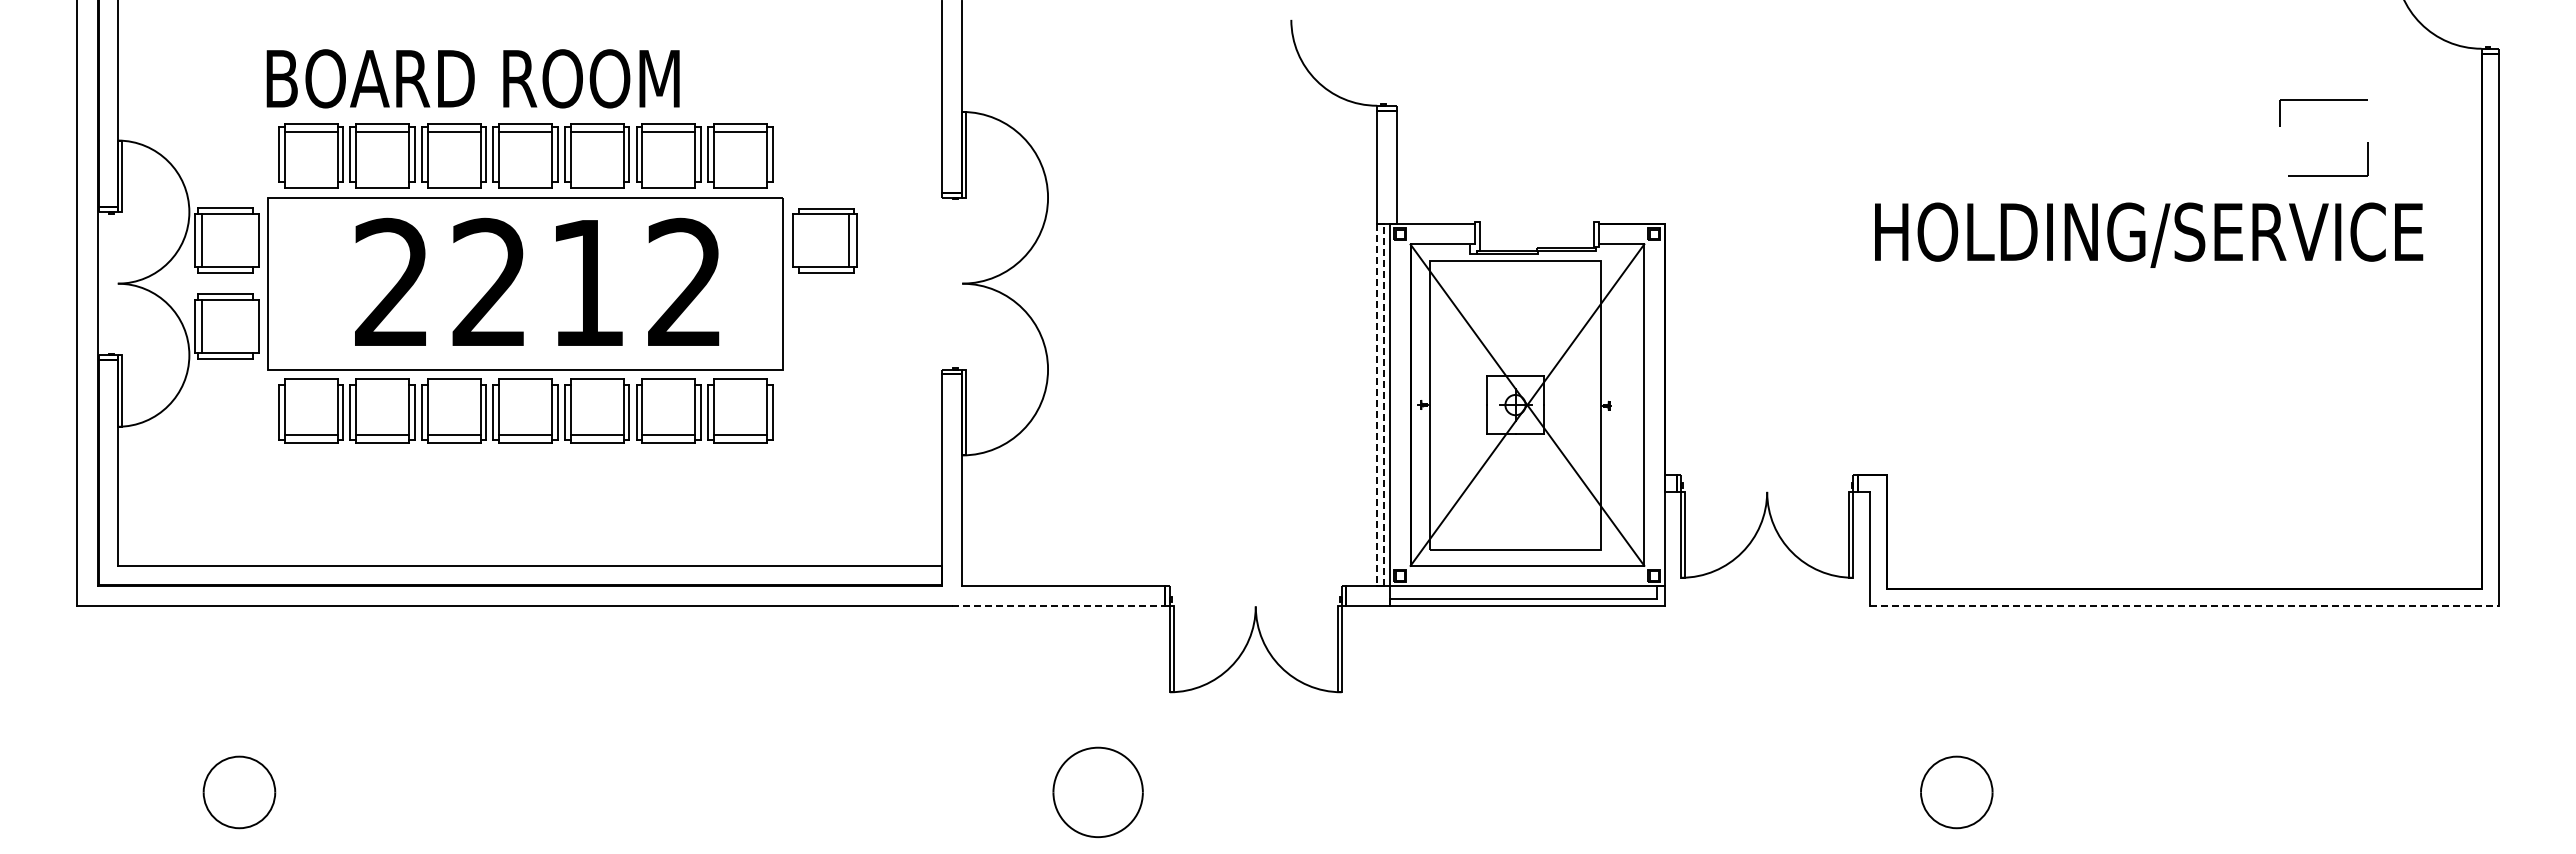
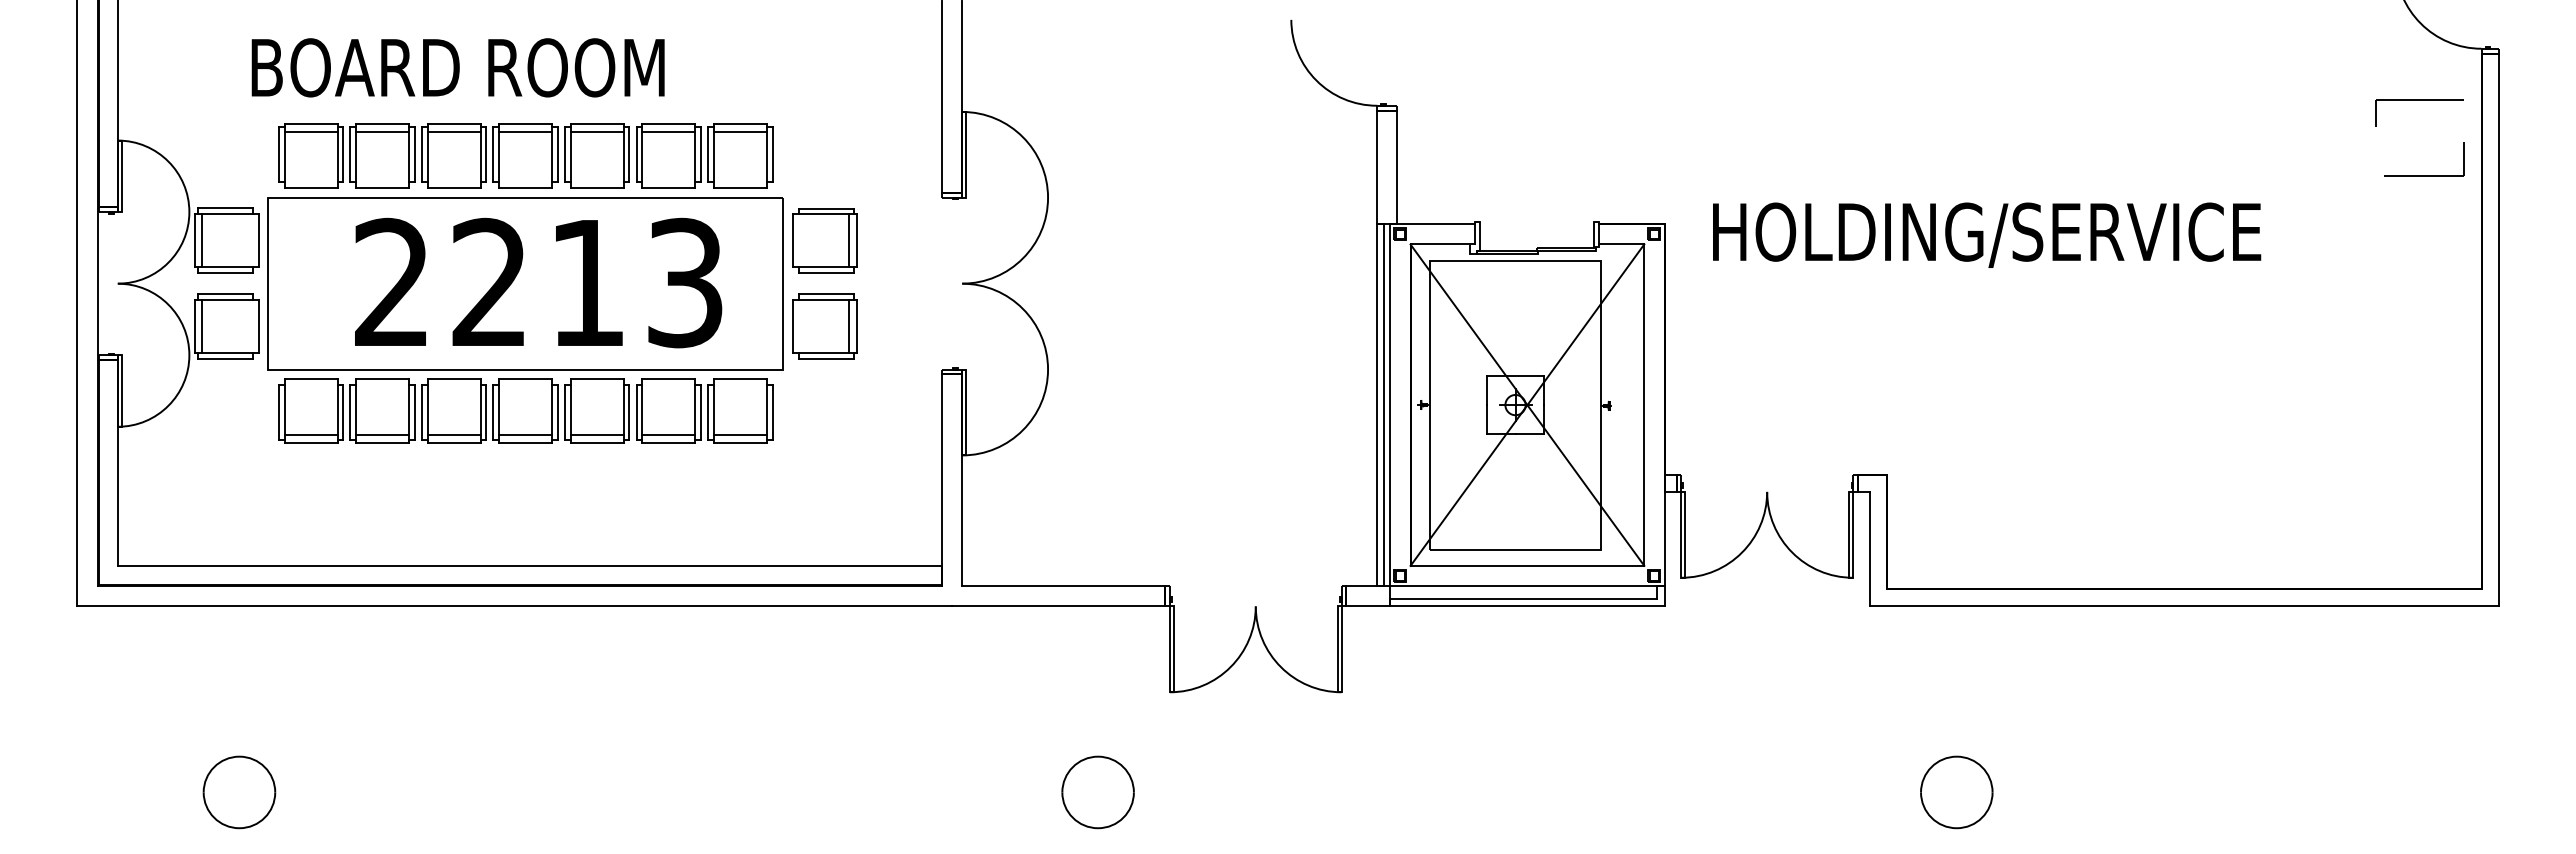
text position: (472, 78) -> (457, 67) (457, 67)
part position: (2323, 100) -> (2419, 100) (2419, 100)
text position: (2149, 234) -> (1987, 234) (1987, 234)
text: 2212 -> 2213 (685, 283)
part: none -> present (824, 326)
line: dashed -> solid (1384, 404)
line: dashed -> solid (1377, 405)
line: dashed -> solid (1058, 606)
line: dashed -> solid (2184, 606)
part size: 92x93 px -> 74x75 px (1097, 792)
